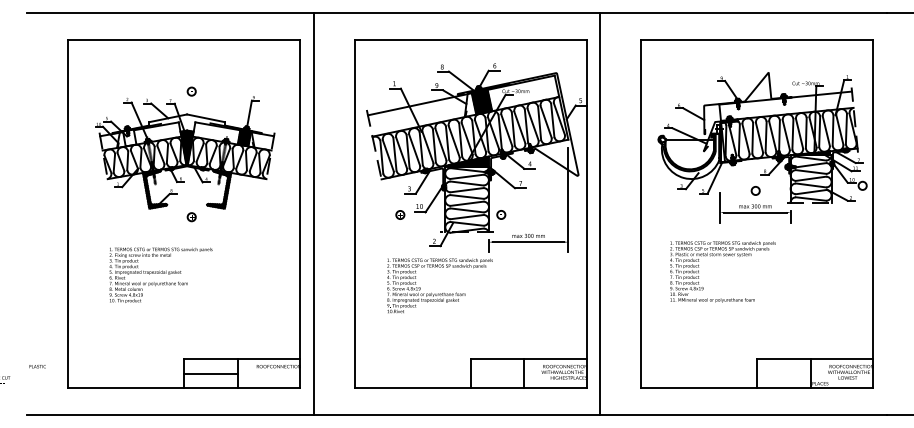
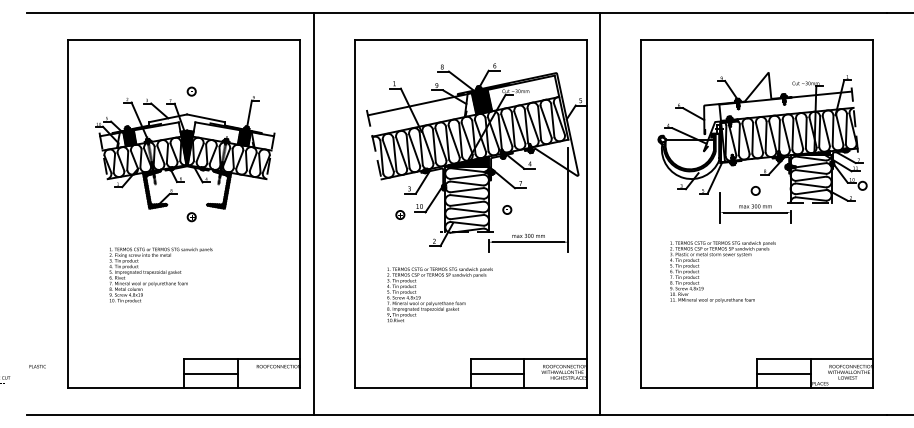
hatch: none -> present (129, 137)
part position: (501, 214) -> (507, 209) (507, 209)
text position: (439, 285) -> (439, 294) (439, 294)
line: none -> present (497, 373)
line: none -> present (783, 373)
